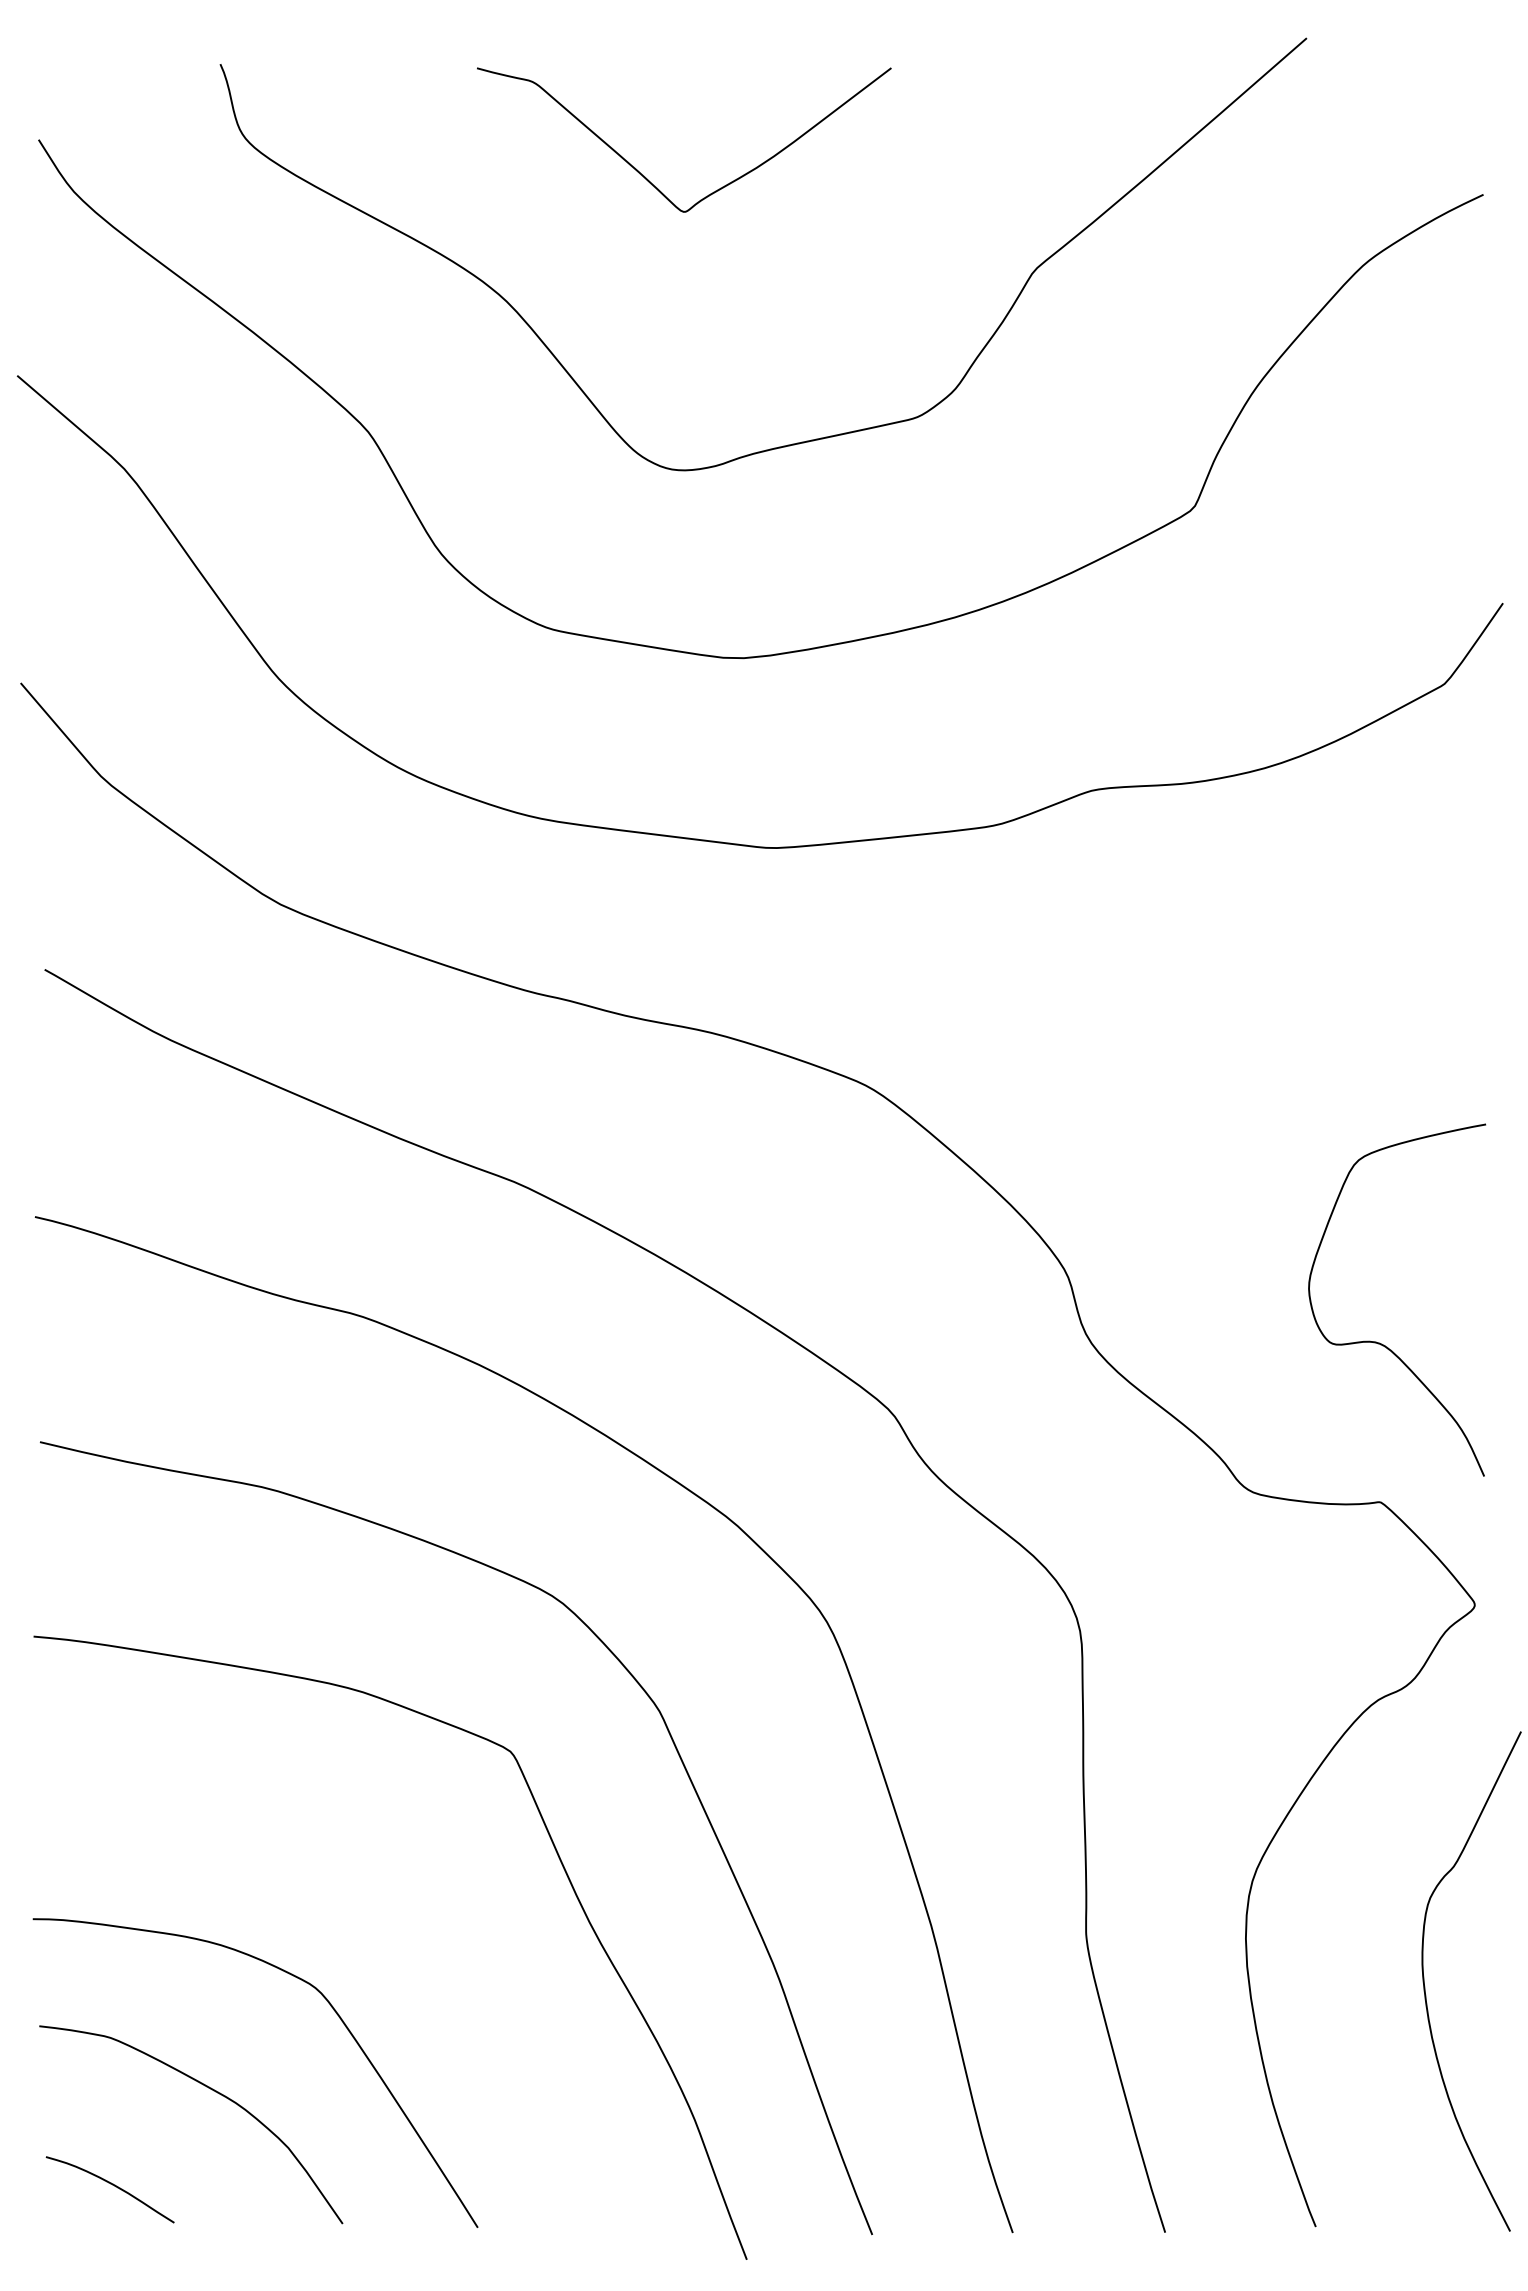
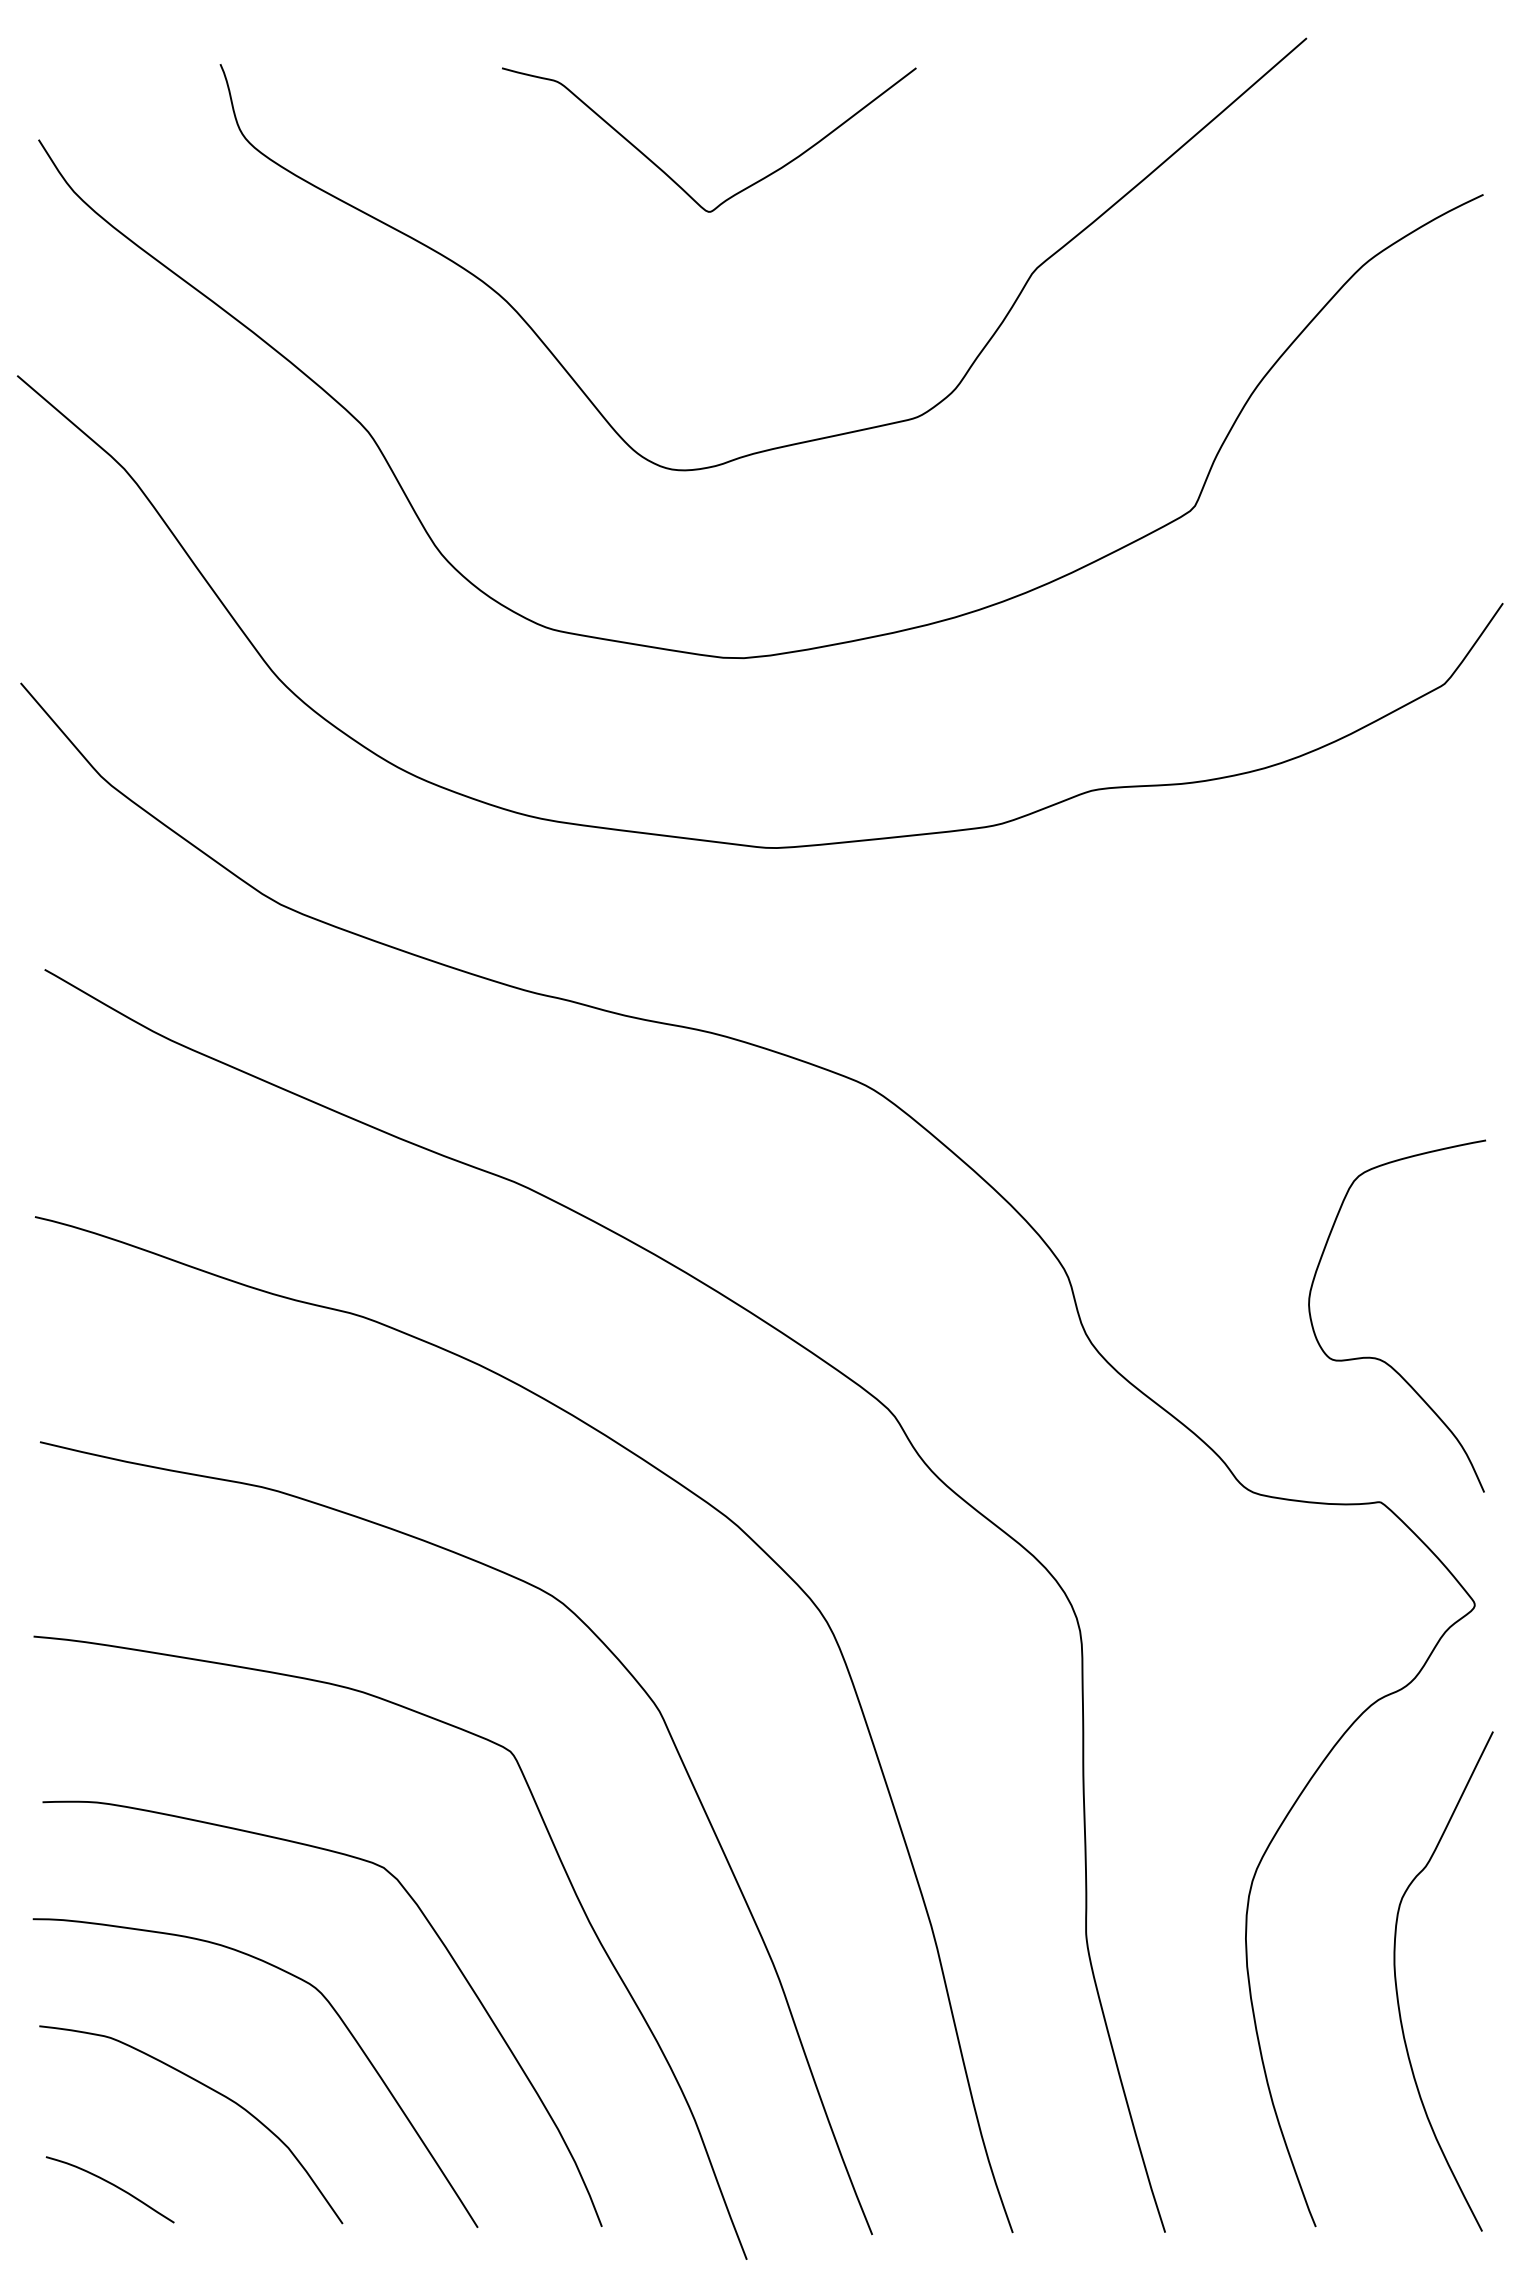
curve position: (646, 177) -> (671, 177) (671, 177)
curve position: (1379, 1342) -> (1379, 1358) (1379, 1358)
curve: none -> present (436, 1935)
curve position: (1425, 1986) -> (1397, 1986) (1397, 1986)
